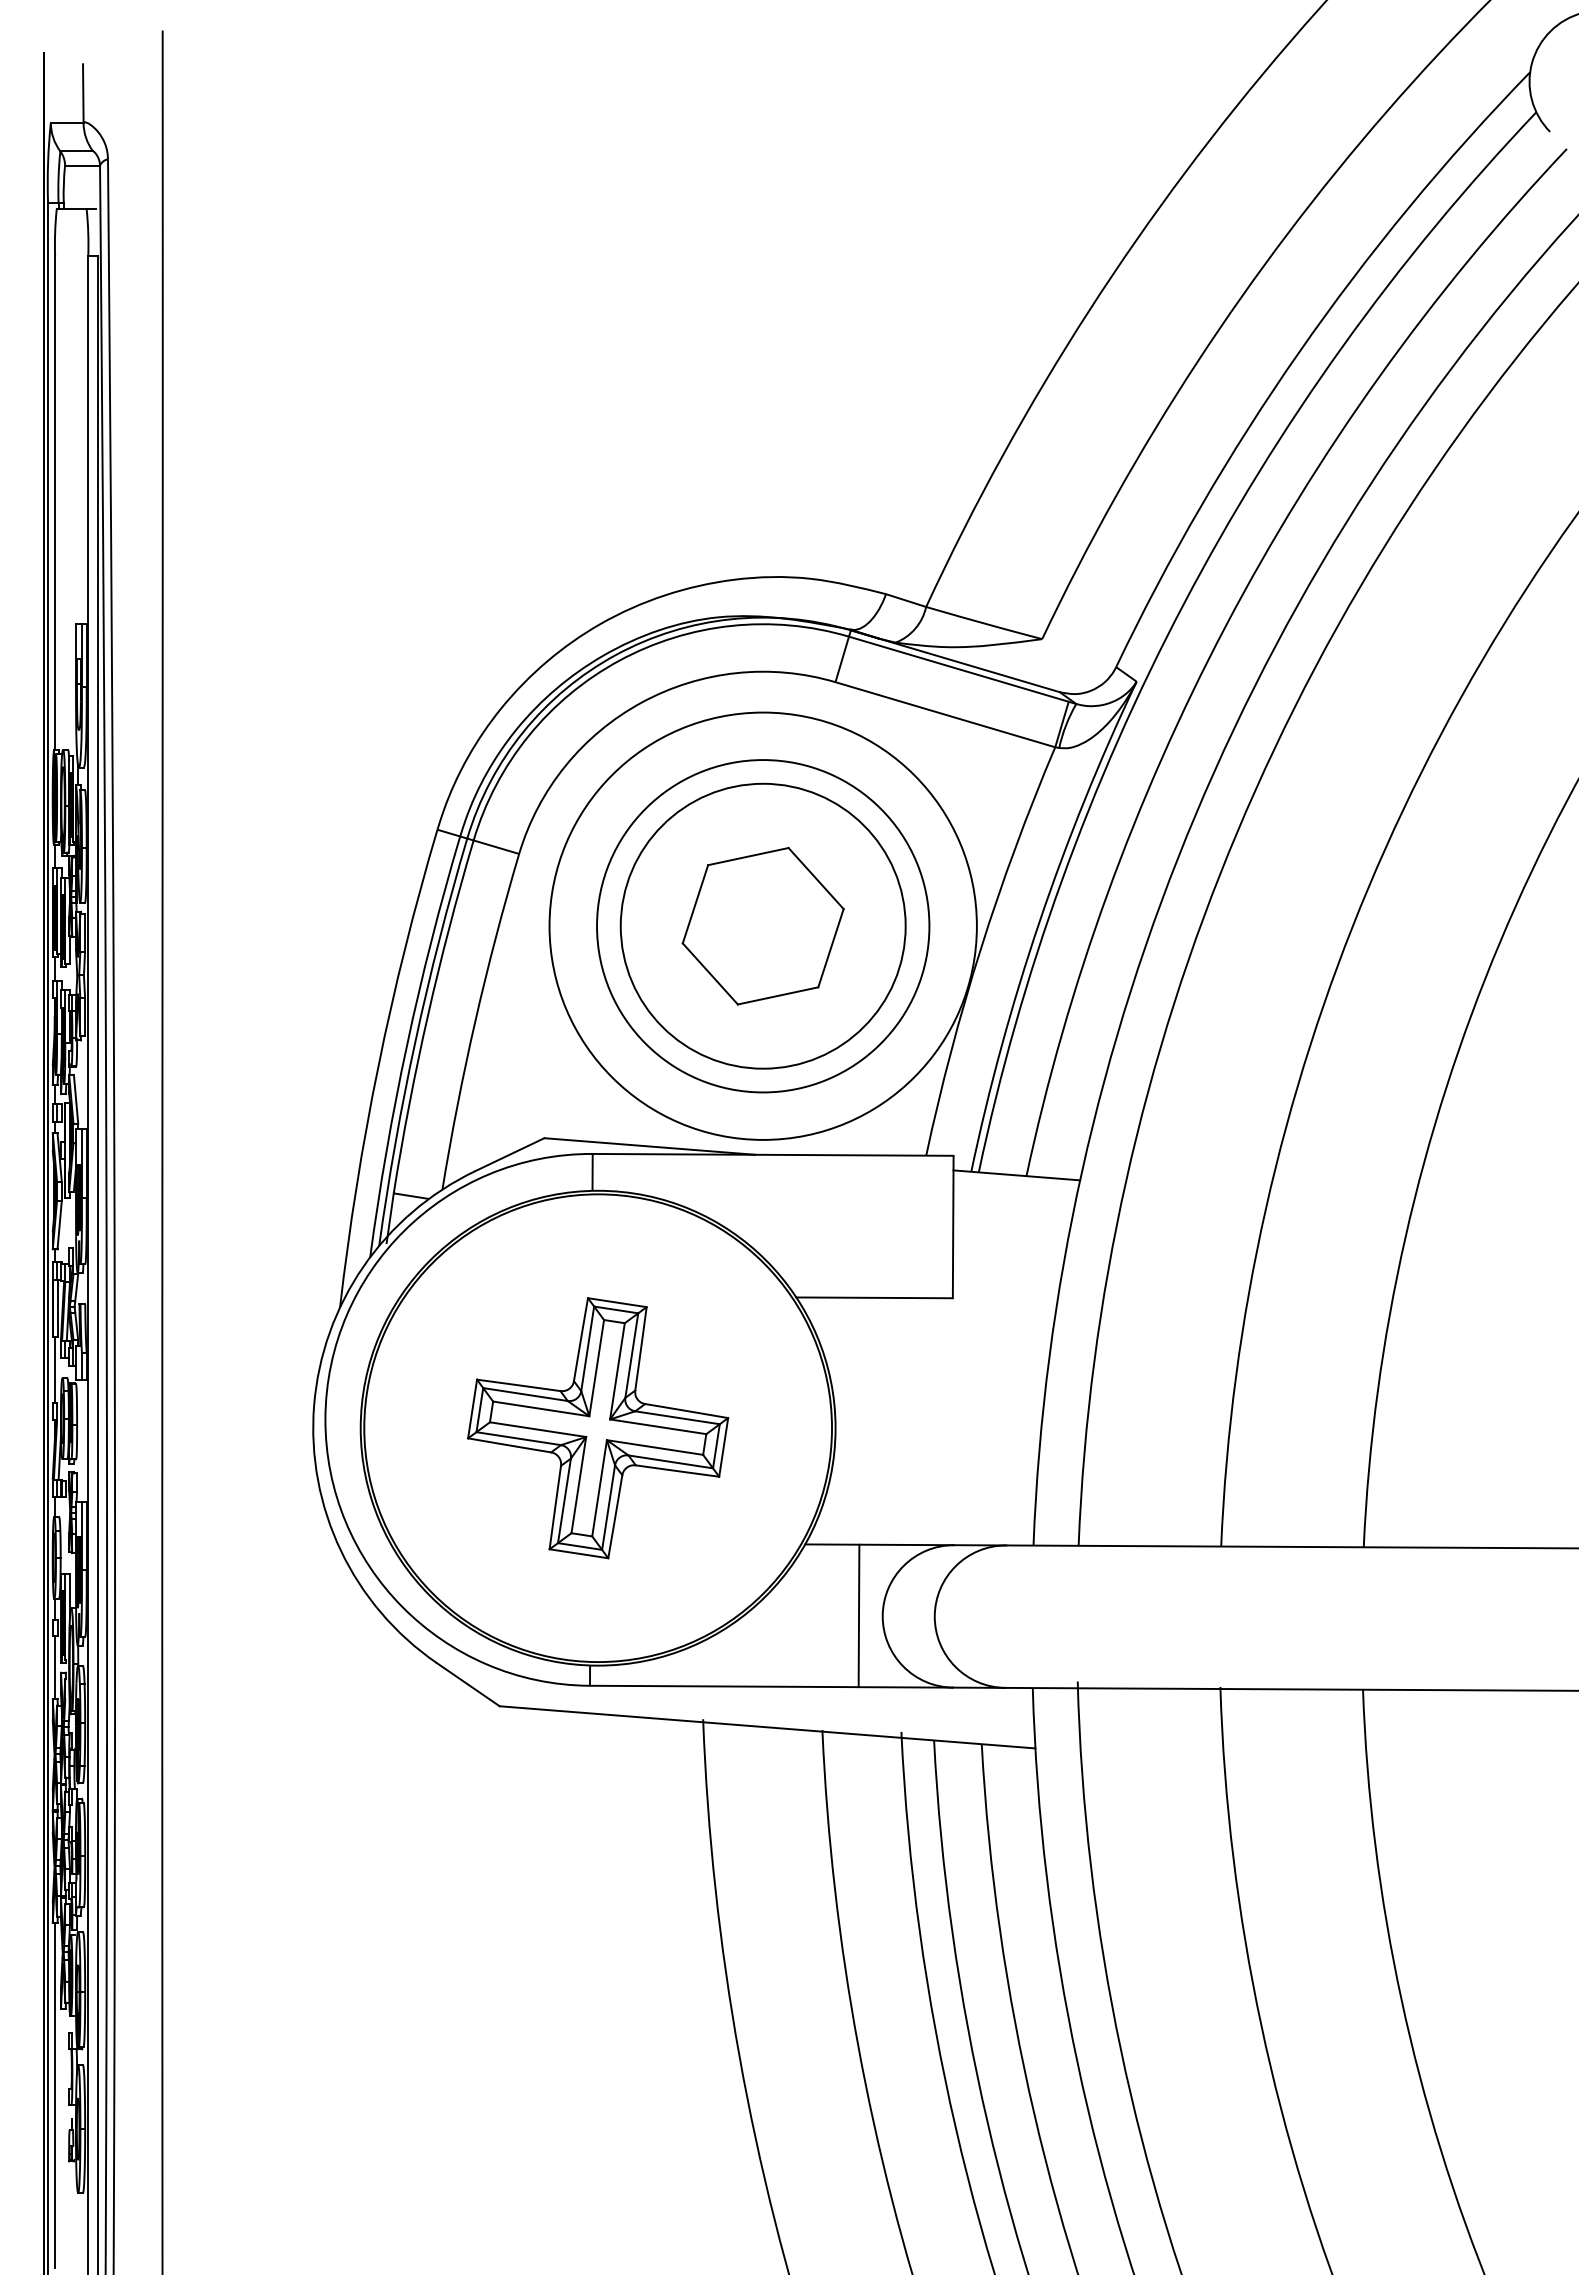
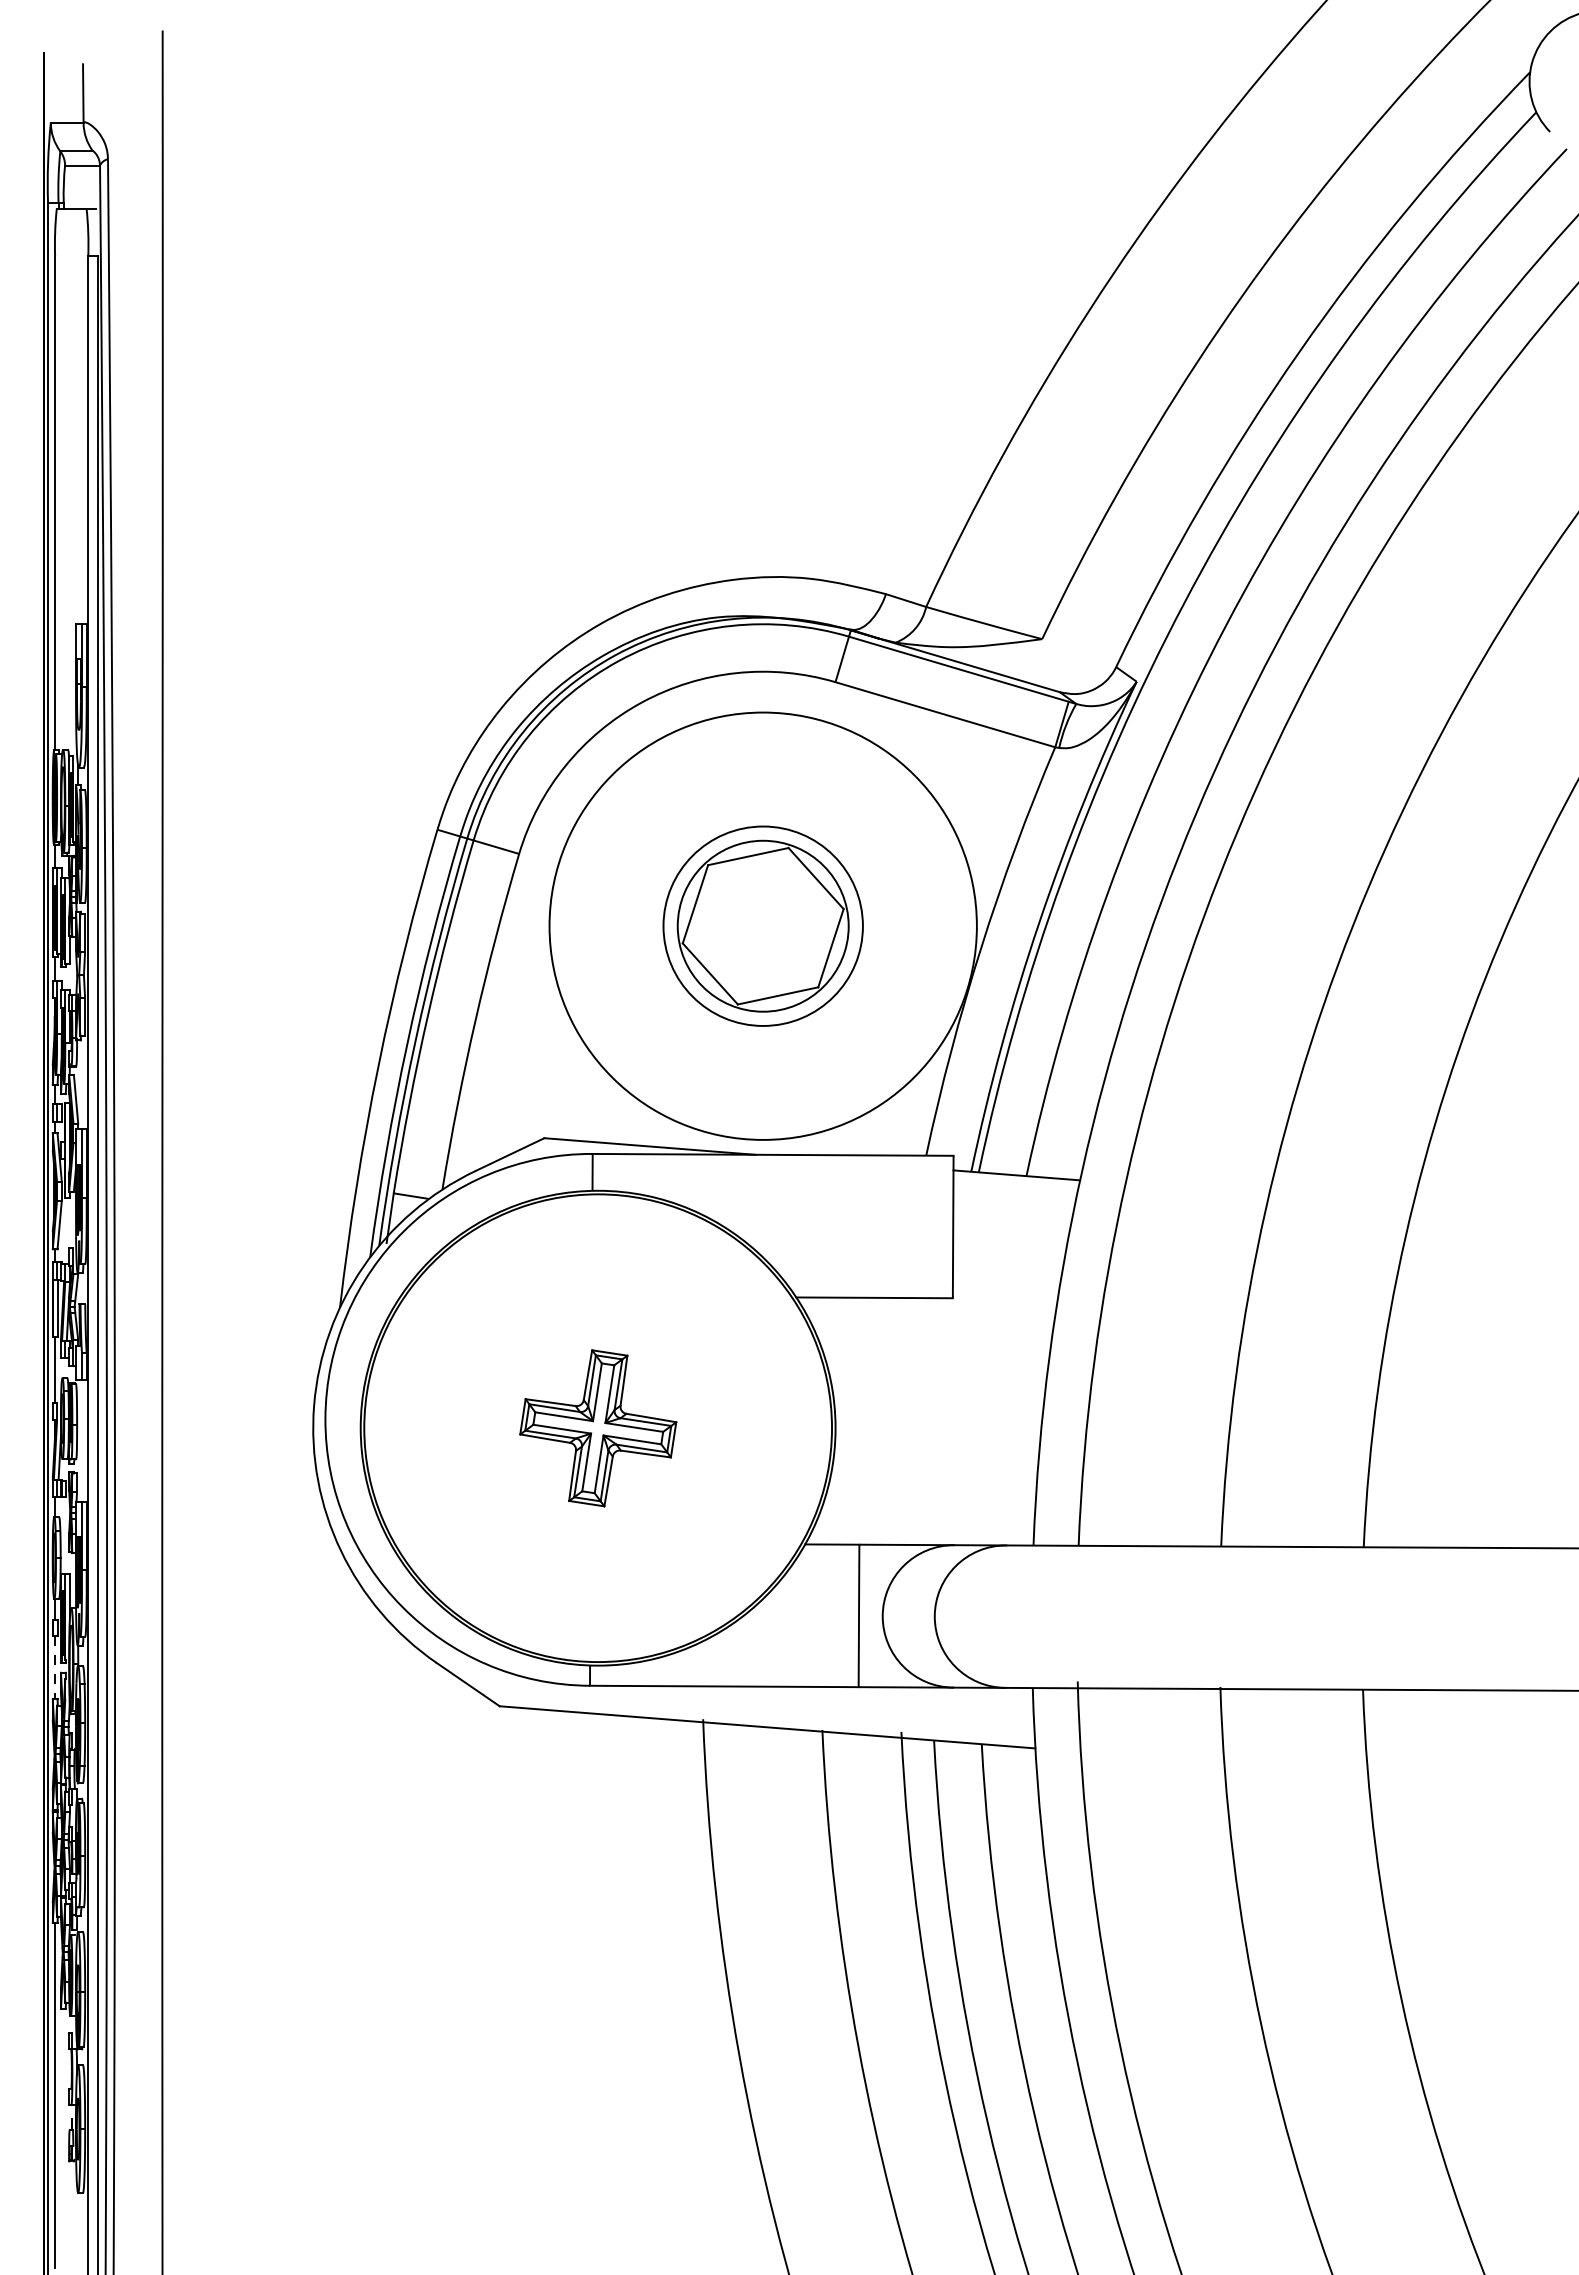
circle diameter: 285 px -> 171 px (762, 925)
circle diameter: 332 px -> 199 px (762, 925)
part size: 263x263 px -> 159x159 px (598, 1428)
line: solid -> dashed (55, 1667)
